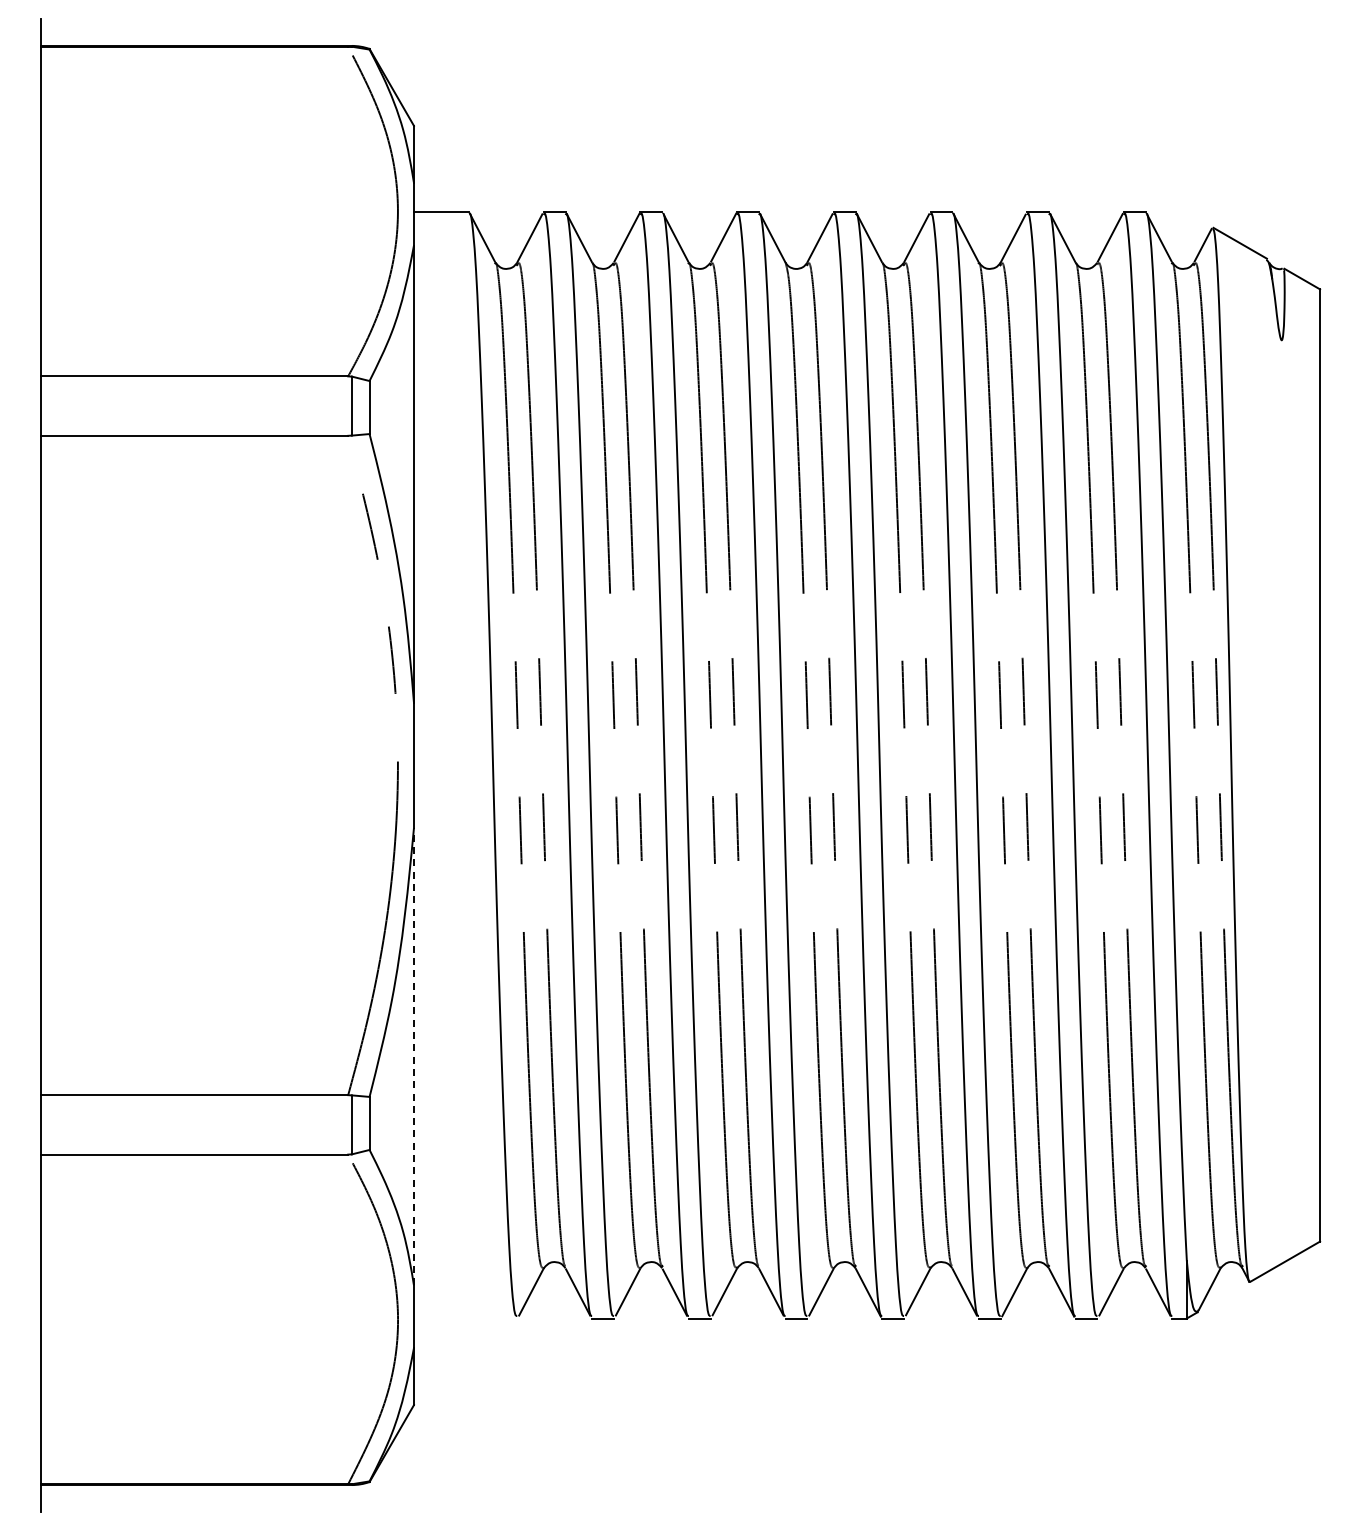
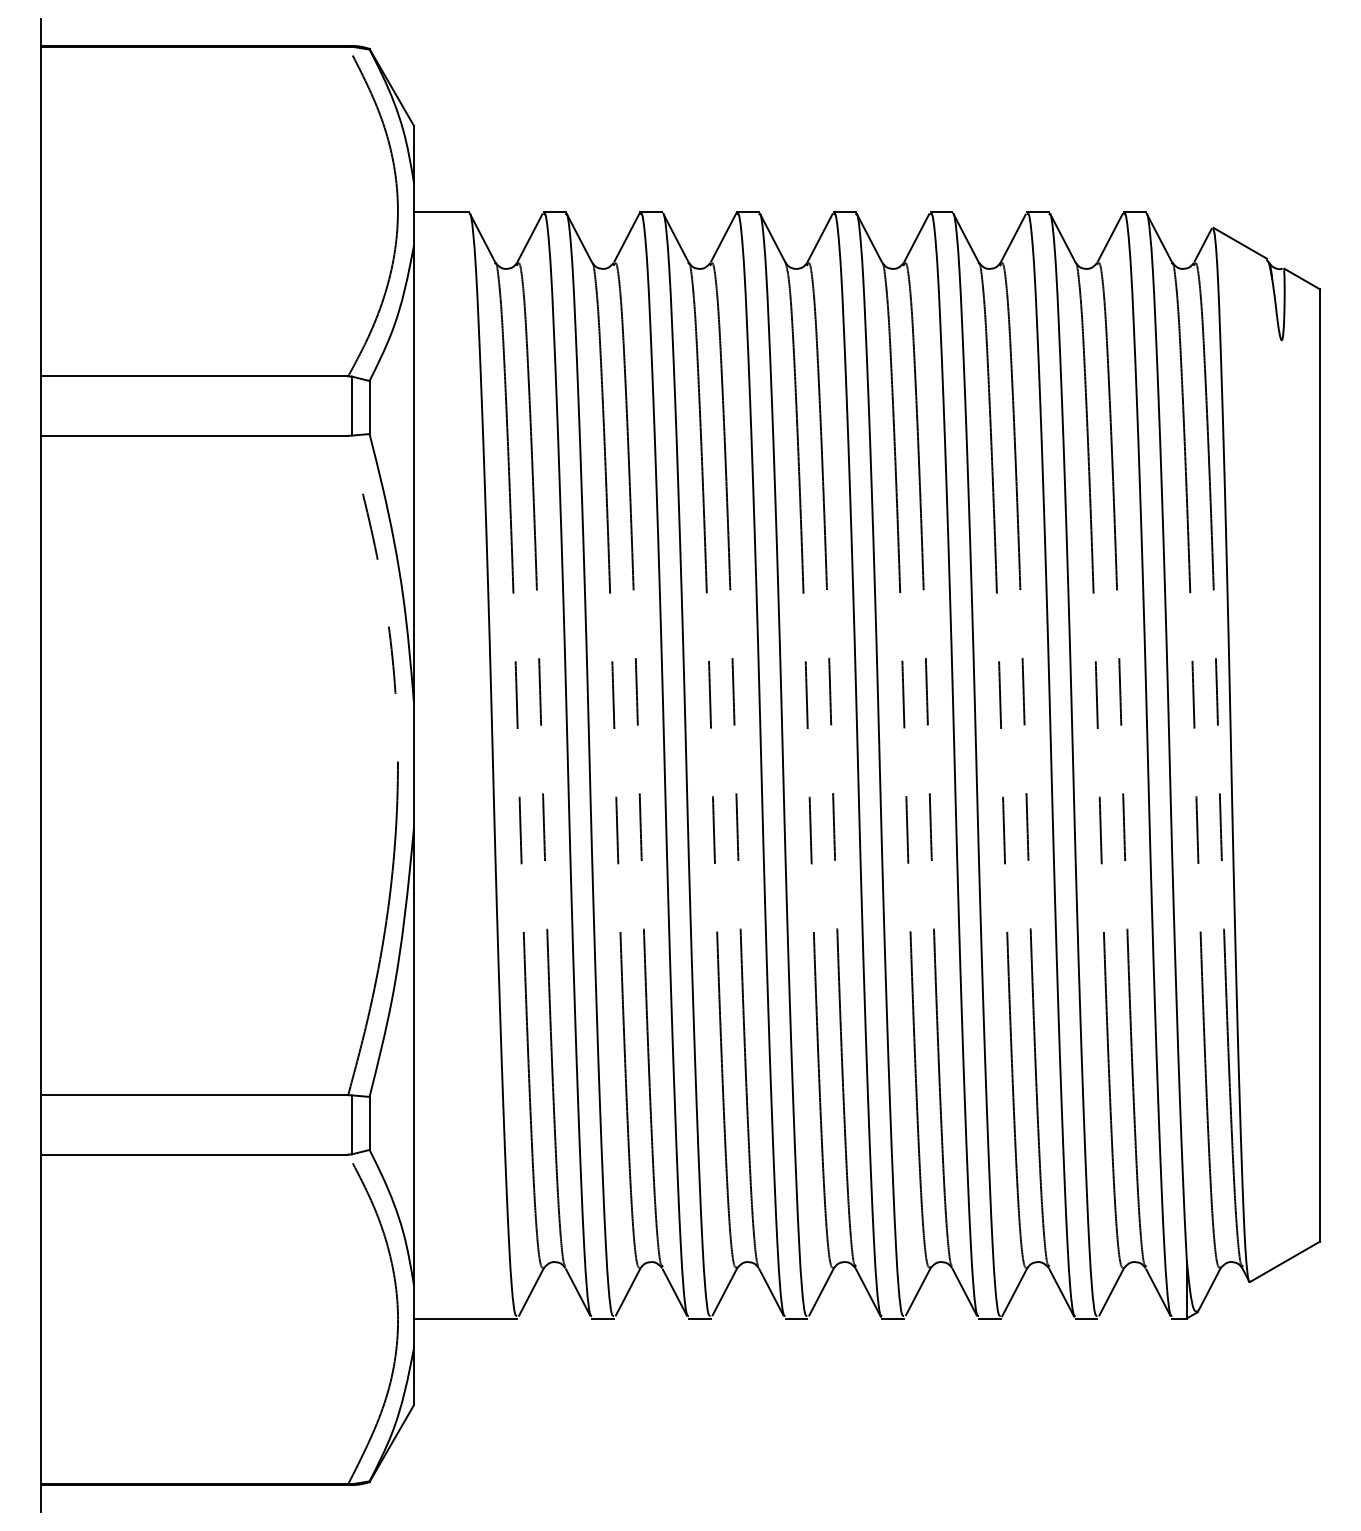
line: dashed -> solid (413, 1056)
line: none -> present (465, 1318)
